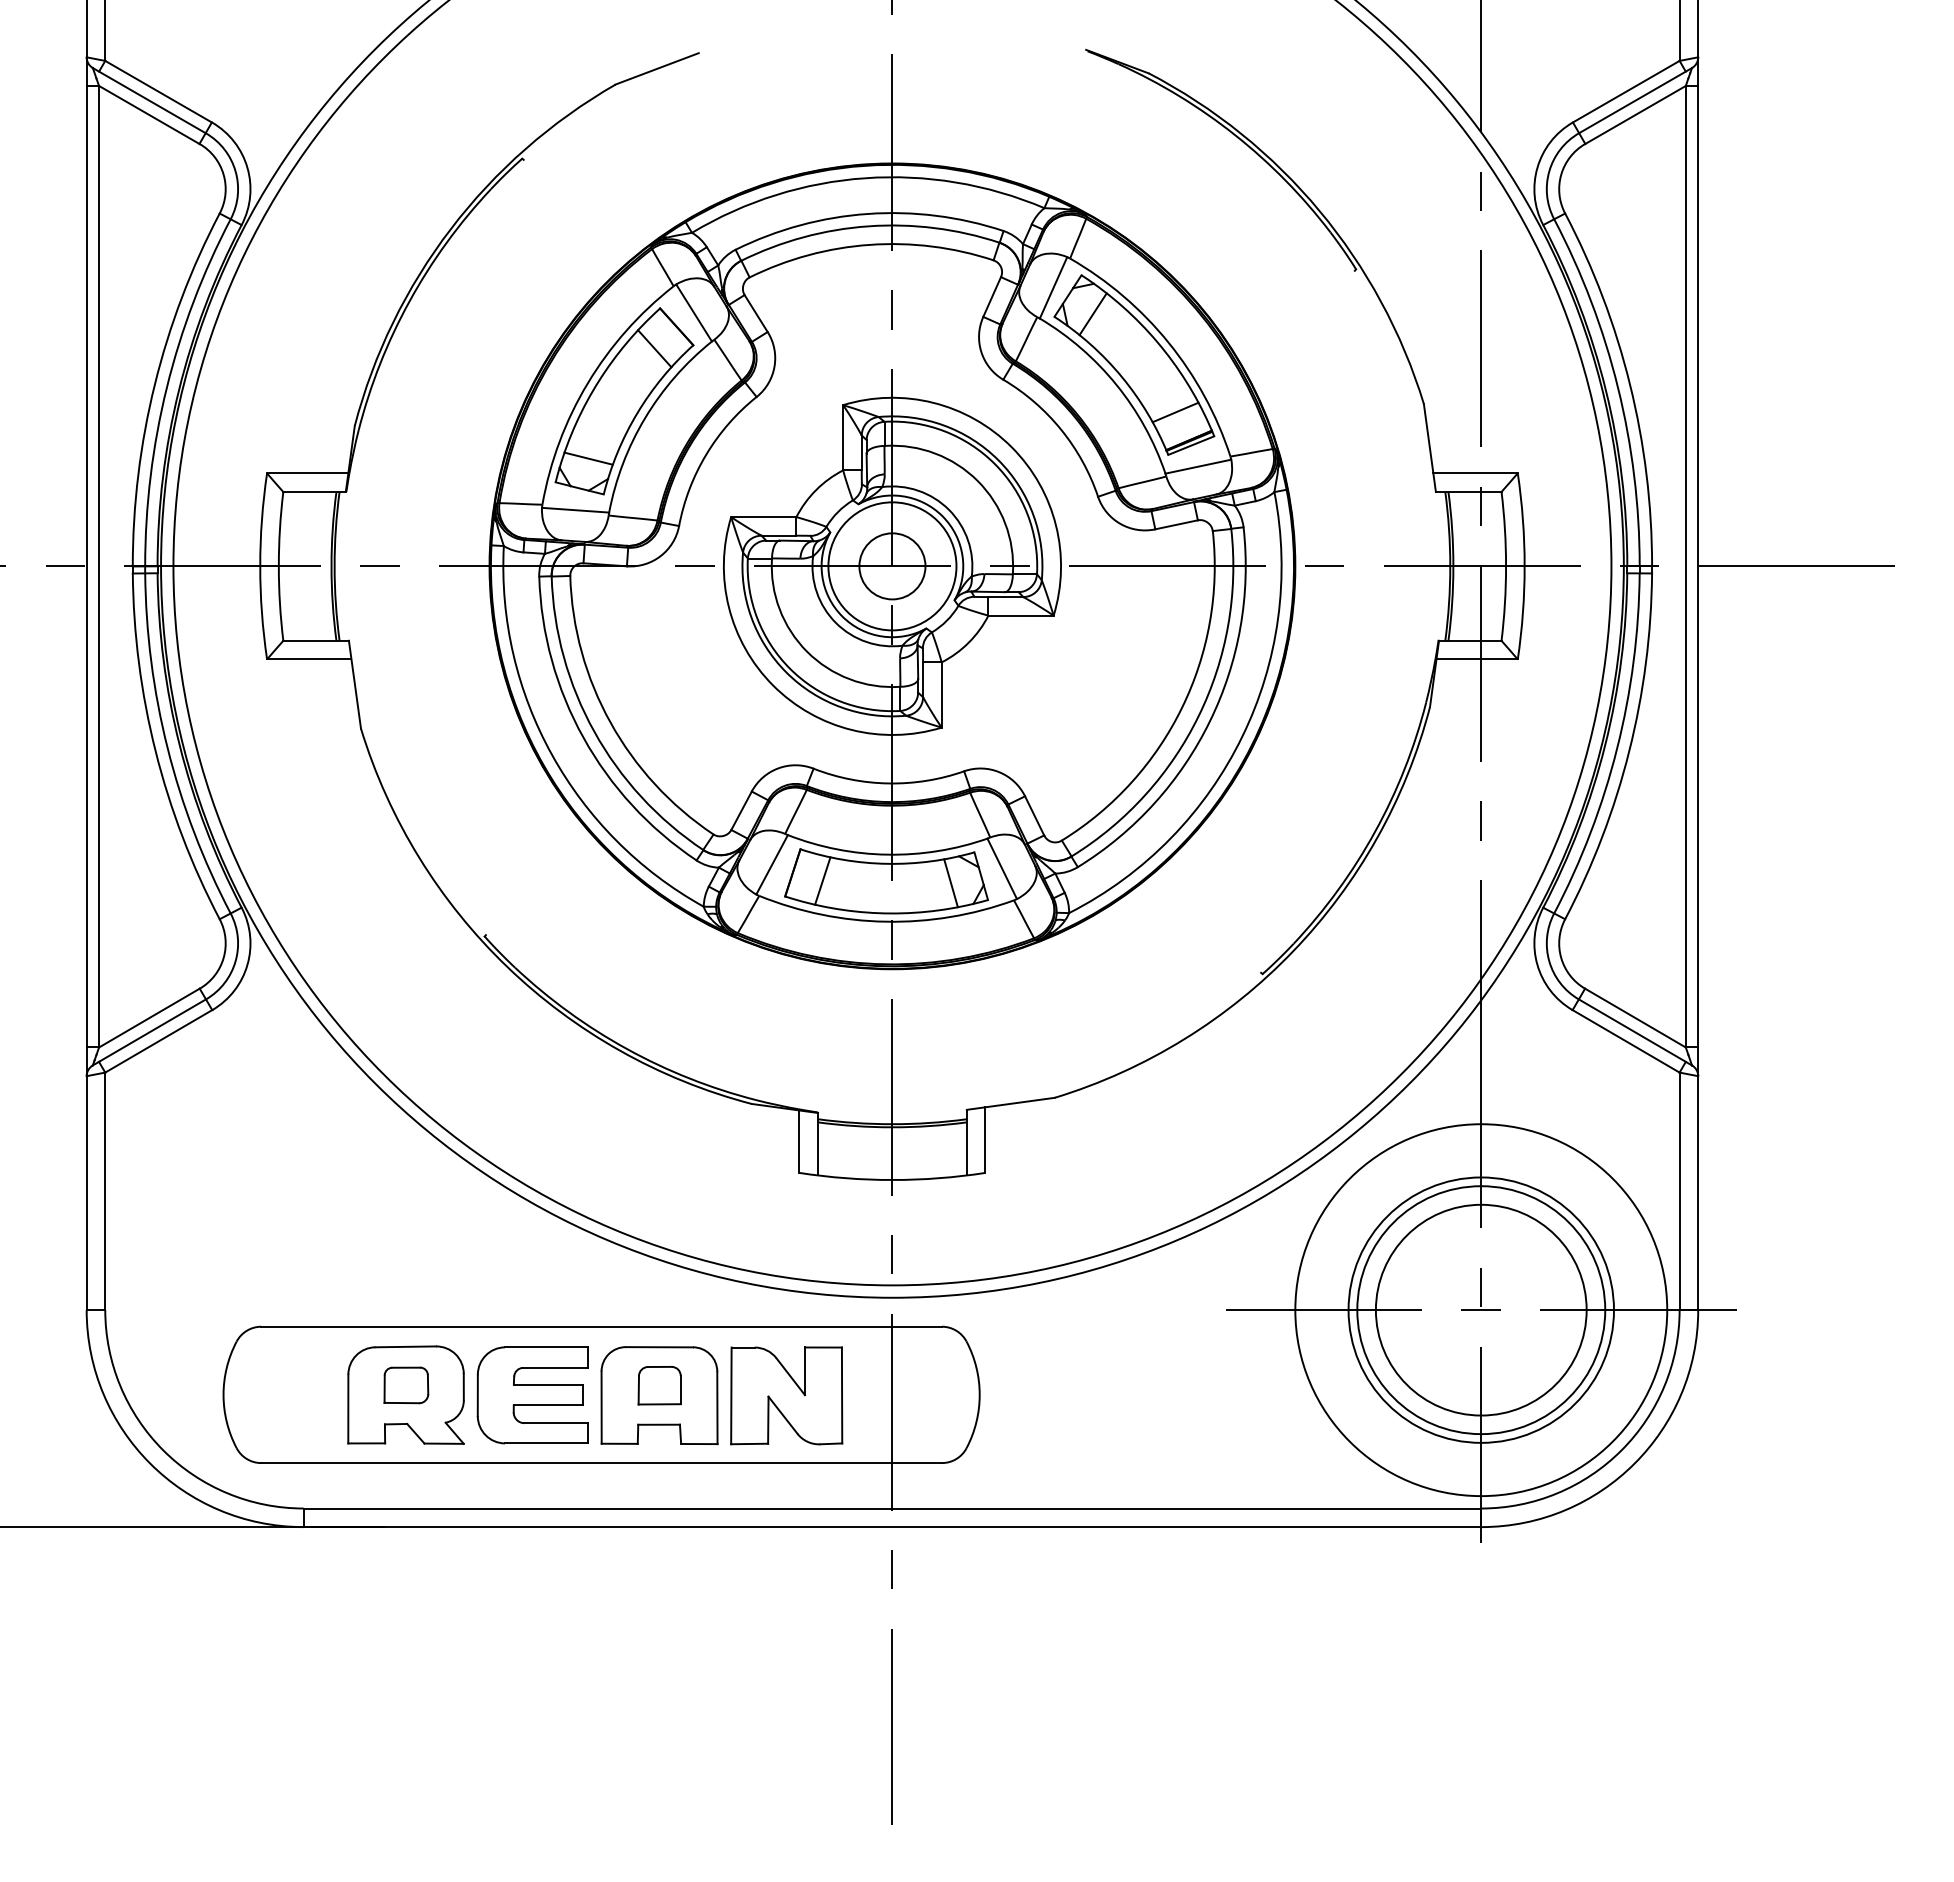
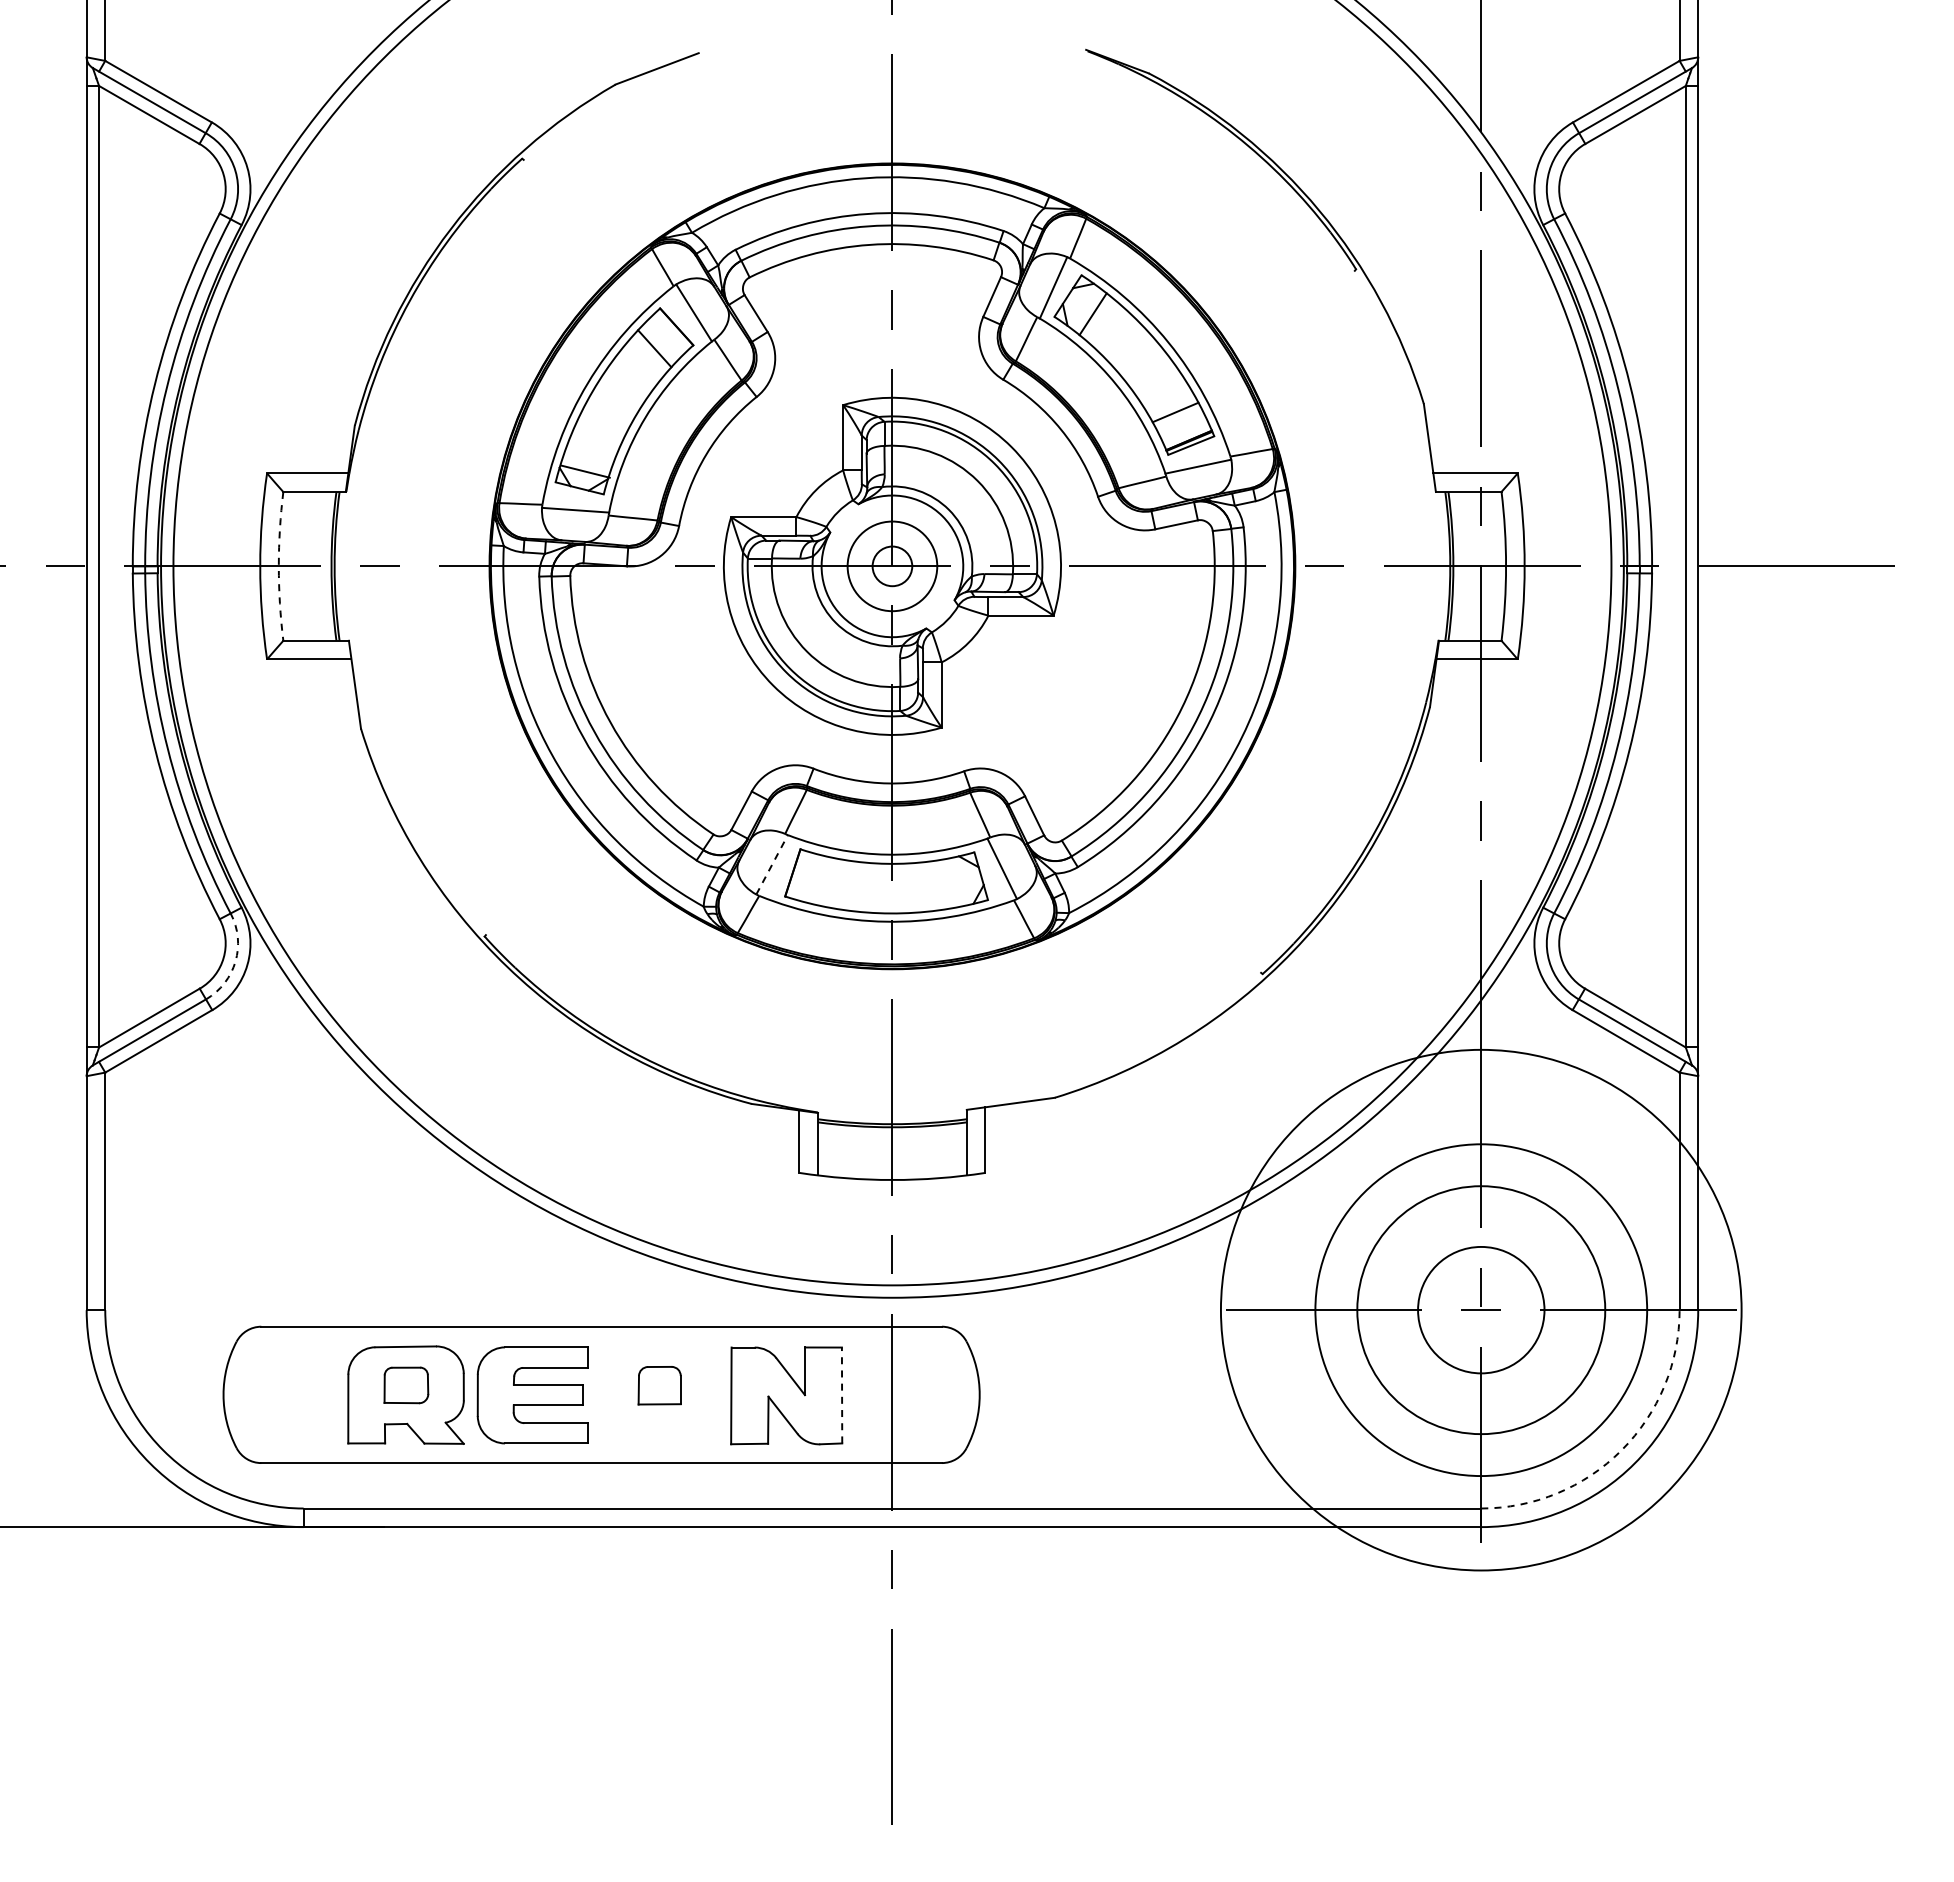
line position: (588, 458) -> (585, 471) (585, 471)
arc: solid -> dashed (278, 566)
circle diameter: 128 px -> 90 px (892, 566)
circle diameter: 66 px -> 40 px (892, 566)
line: solid -> dashed (772, 864)
line: present -> none (822, 880)
line: present -> none (950, 883)
arc: solid -> dashed (235, 961)
circle diameter: 211 px -> 126 px (1481, 1309)
circle diameter: 265 px -> 332 px (1481, 1310)
circle diameter: 372 px -> 521 px (1480, 1309)
part: present -> none (659, 1395)
line: solid -> dashed (842, 1395)
arc: solid -> dashed (1621, 1450)
